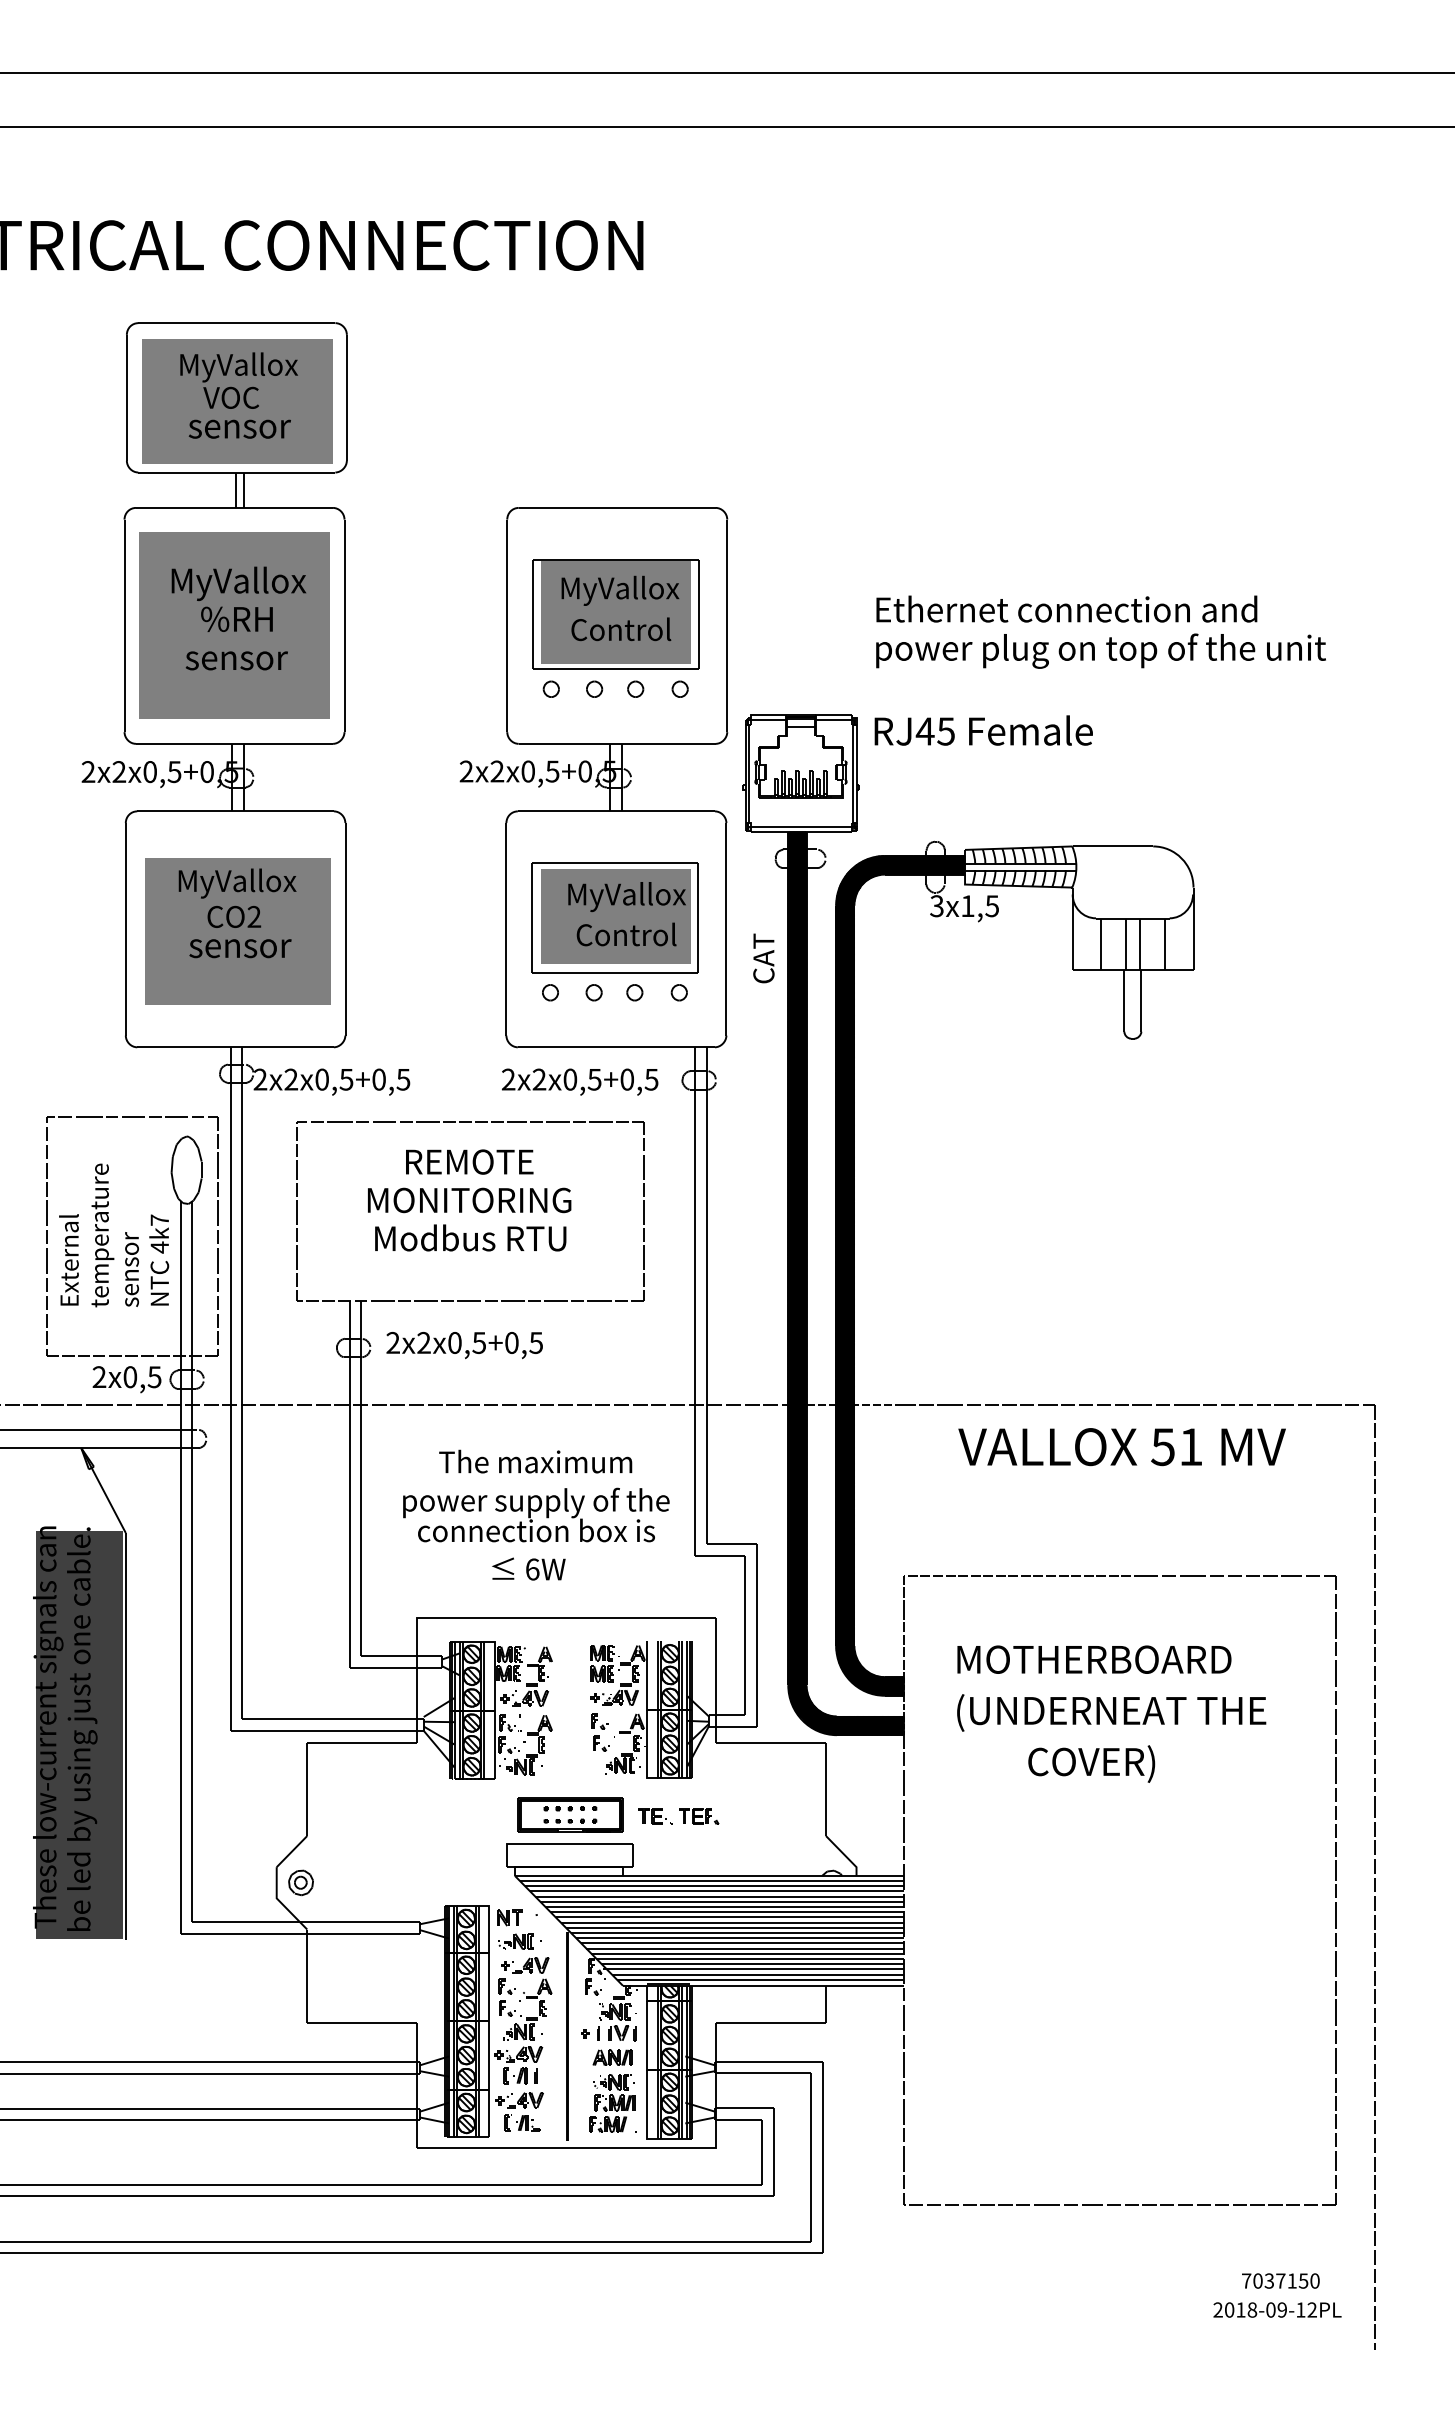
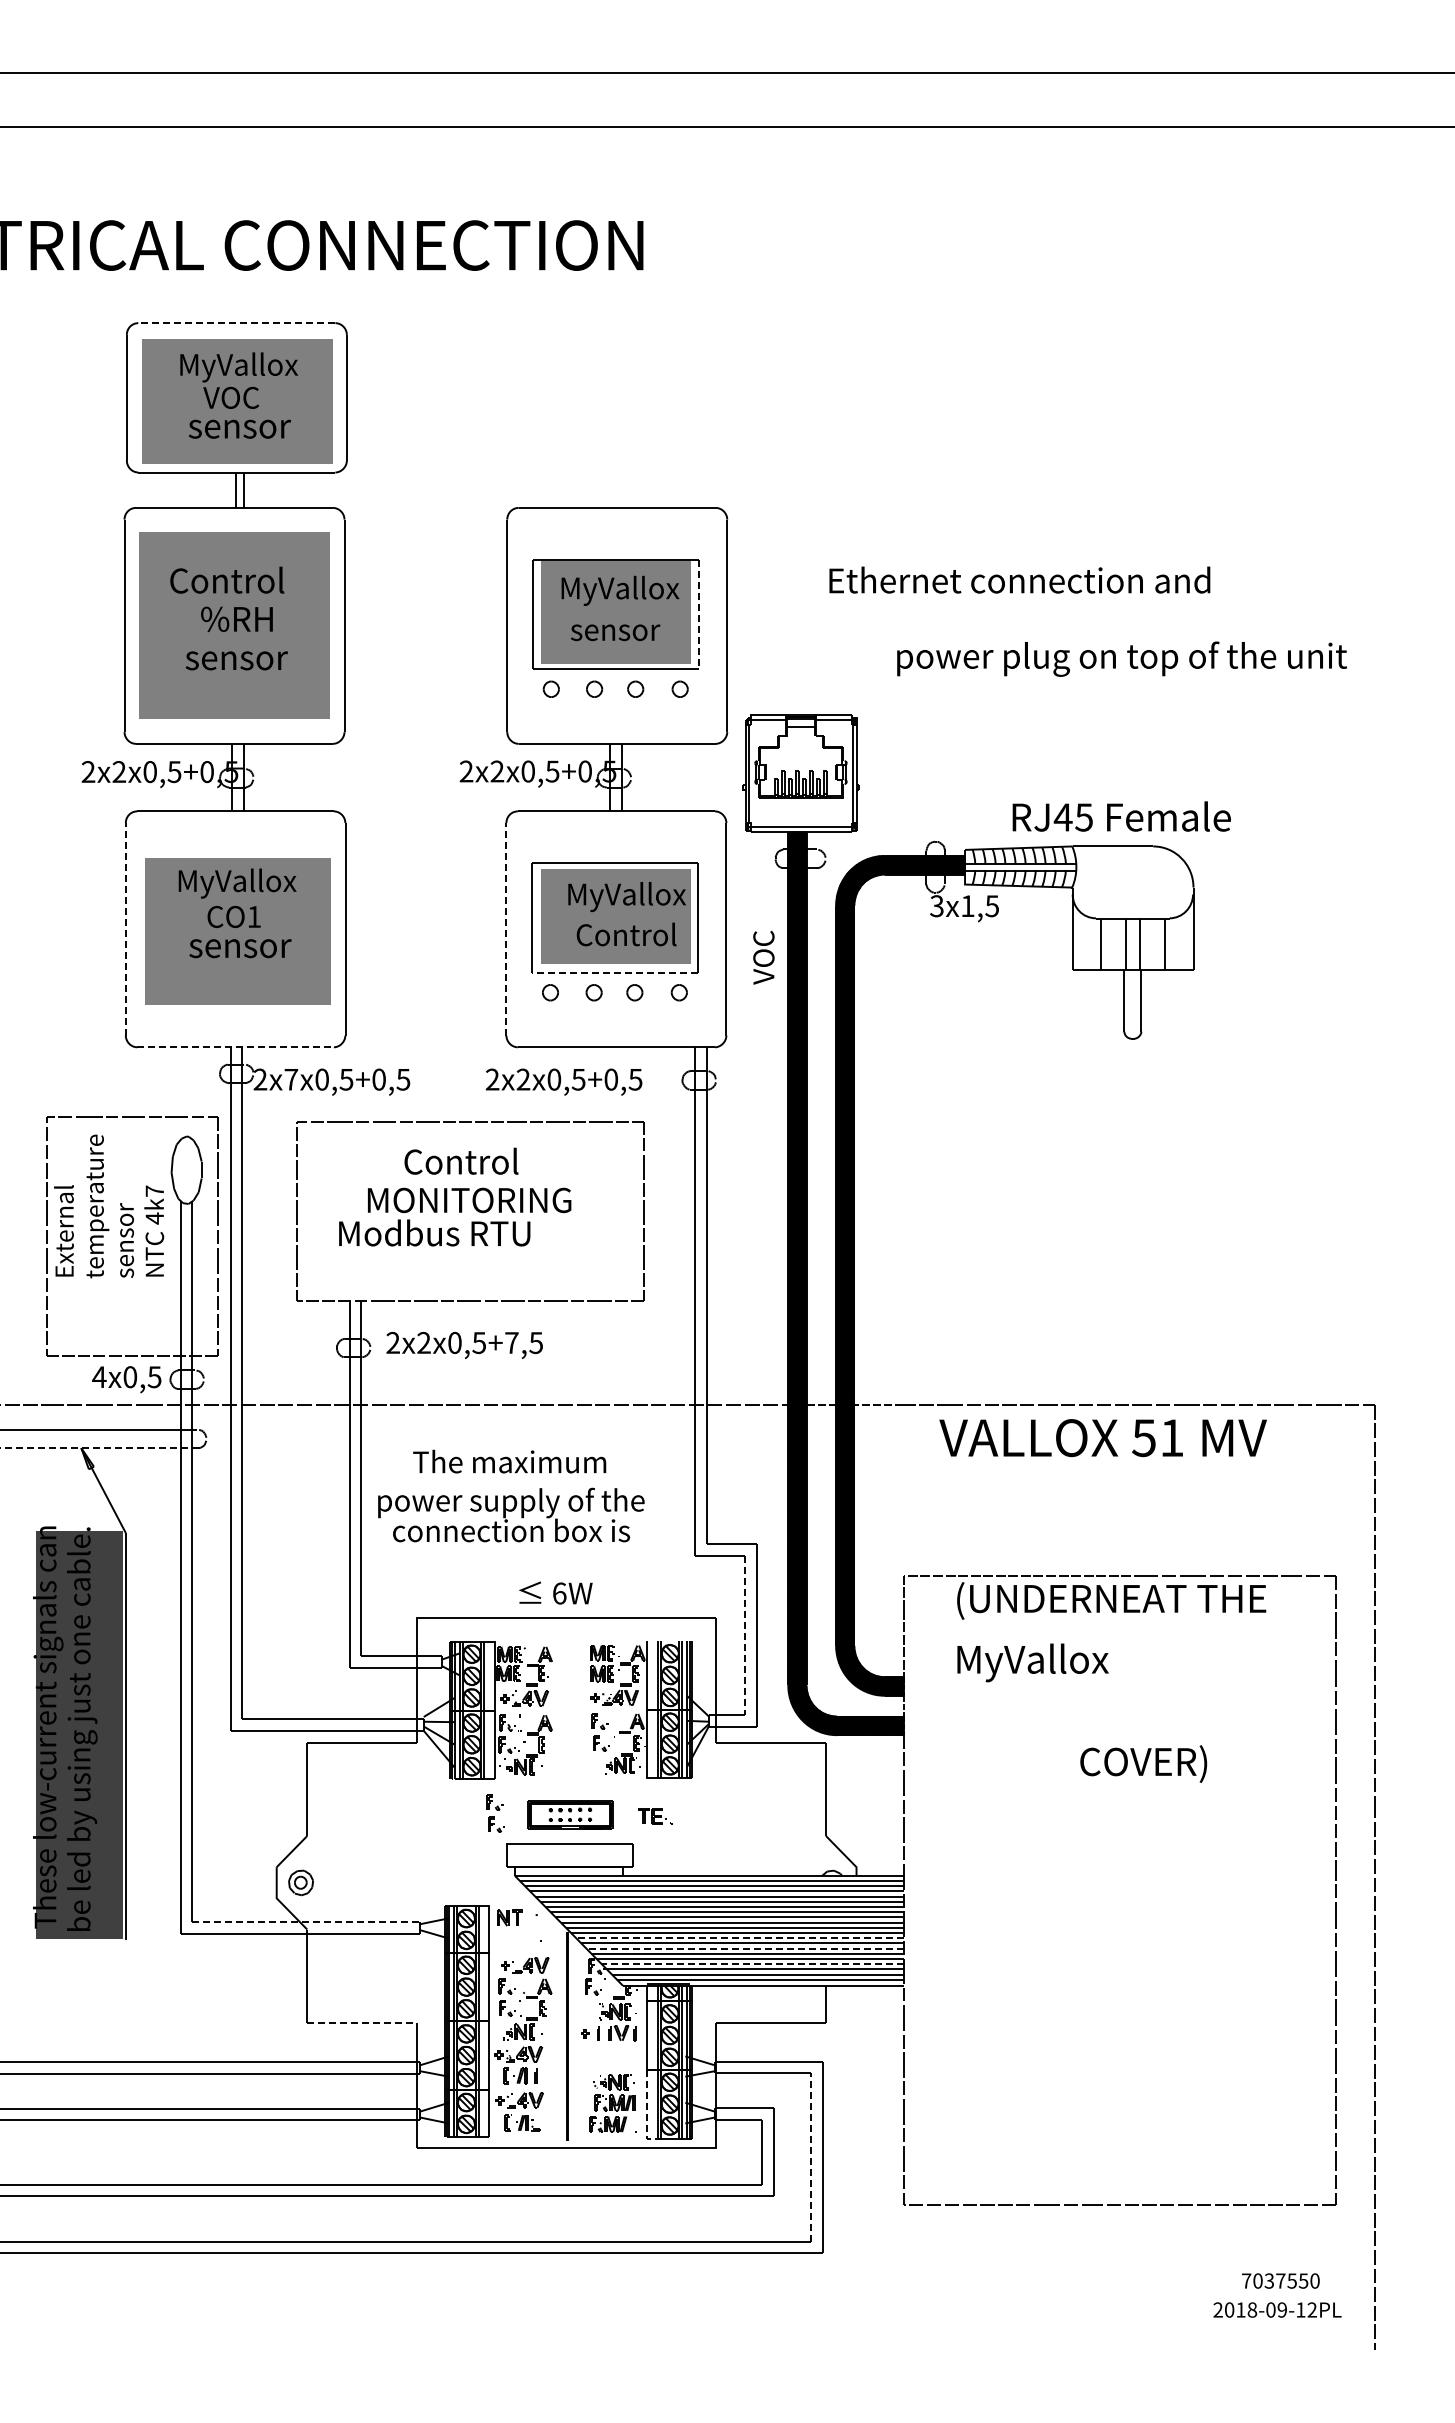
line: solid -> dashed (236, 323)
text: MyVallox -> Control (237, 583)
text position: (1066, 608) -> (1019, 579) (1019, 579)
line: solid -> dashed (699, 614)
text: Control -> sensor (621, 628)
text position: (1100, 650) -> (1121, 658) (1121, 658)
text position: (983, 730) -> (1121, 816) (1121, 816)
text: CO2 -> CO1 (253, 916)
line: solid -> dashed (125, 928)
line: solid -> dashed (506, 928)
text: CAT -> VOC (763, 957)
line: solid -> dashed (614, 972)
line: solid -> dashed (236, 1047)
text: 2x2x0,5+0,5 -> 2x7x0,5+0,5 (291, 1079)
text position: (580, 1081) -> (564, 1081) (564, 1081)
text: REMOTE -> Control (468, 1160)
text position: (114, 1235) -> (109, 1206) (109, 1206)
text position: (470, 1237) -> (434, 1232) (434, 1232)
text: 2x2x0,5+0,5 -> 2x2x0,5+7,5 (511, 1342)
text: 2x0,5 -> 4x0,5 (99, 1376)
text position: (1121, 1447) -> (1102, 1438) (1102, 1438)
line: solid -> dashed (100, 1448)
text position: (535, 1461) -> (509, 1461) (509, 1461)
text position: (536, 1514) -> (511, 1514) (511, 1514)
text position: (528, 1568) -> (555, 1592) (555, 1592)
line: solid -> dashed (745, 1635)
text: MOTHERBOARD -> MyVallox (1108, 1662)
text position: (1111, 1712) -> (1111, 1600) (1111, 1600)
text position: (1091, 1763) -> (1143, 1763) (1143, 1763)
part: none -> present (495, 1813)
part size: 107x36 px -> 87x30 px (570, 1814)
part: present -> none (699, 1816)
line: solid -> dashed (305, 1922)
line: solid -> dashed (739, 1938)
part: present -> none (515, 1941)
line: solid -> dashed (745, 1948)
line: solid -> dashed (752, 1964)
line: solid -> dashed (362, 2023)
part: present -> none (612, 2057)
line: solid -> dashed (647, 2112)
line: solid -> dashed (811, 2156)
text: 7037150 -> 7037550 (1291, 2280)
